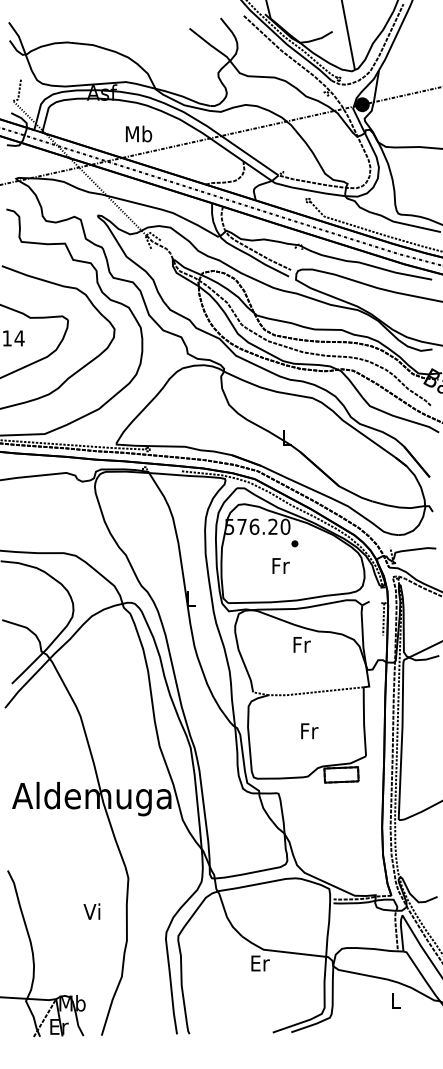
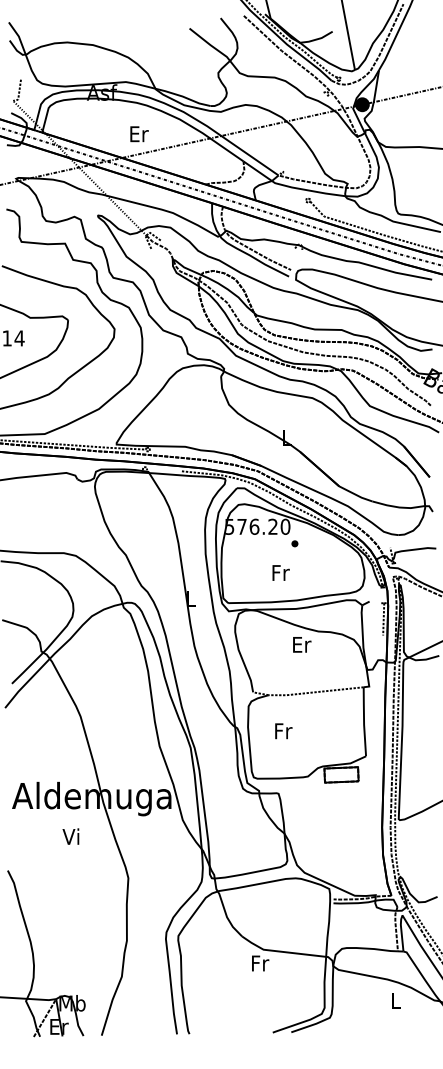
text: Mb -> Er (139, 133)
text position: (280, 565) -> (280, 572) (280, 572)
text: Fr -> Er (302, 644)
text position: (309, 731) -> (283, 731) (283, 731)
text position: (91, 911) -> (70, 836) (70, 836)
text: Er -> Fr (260, 963)
